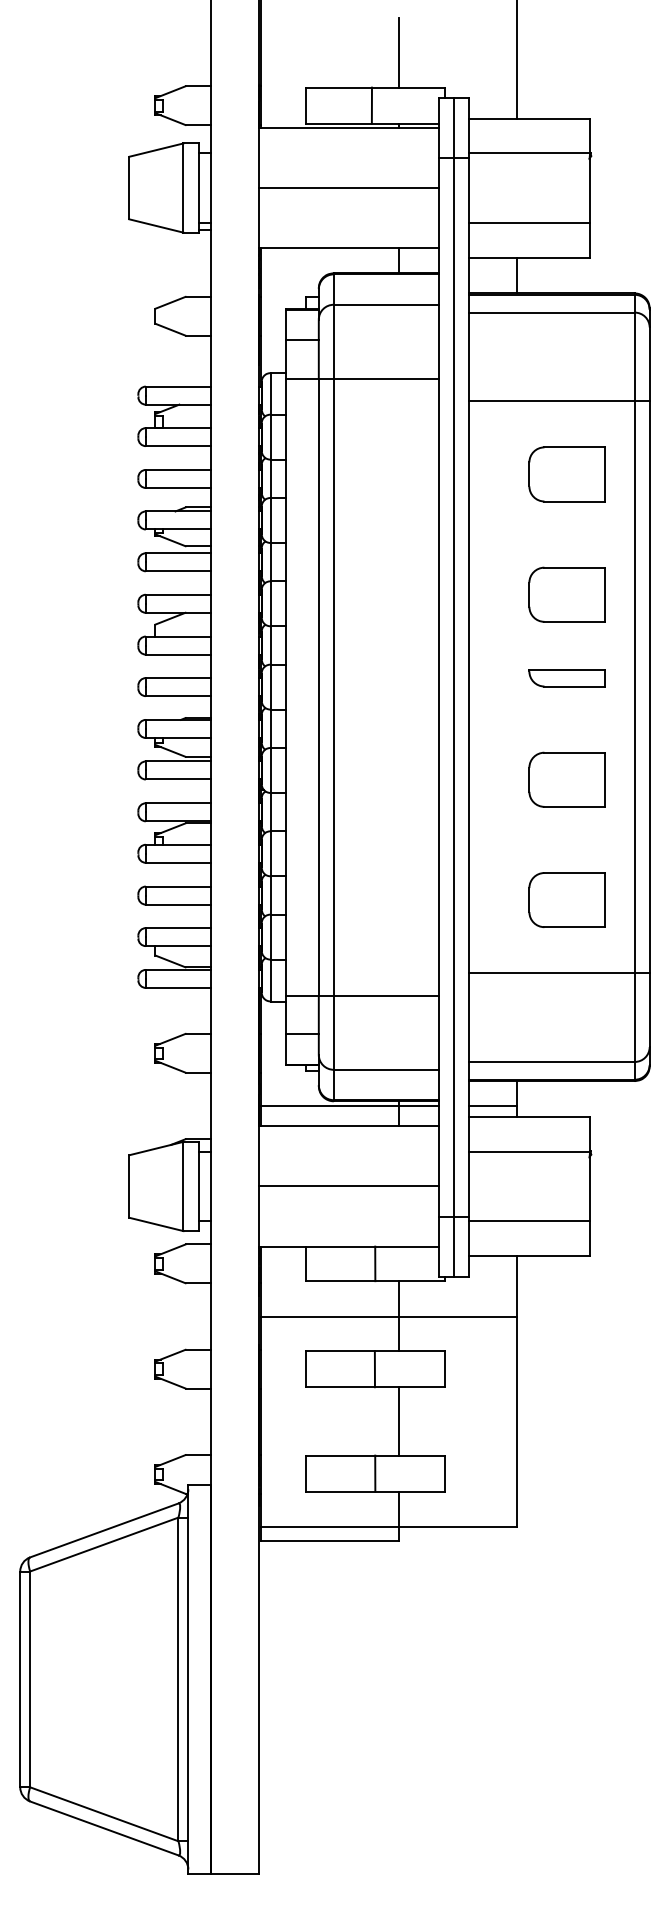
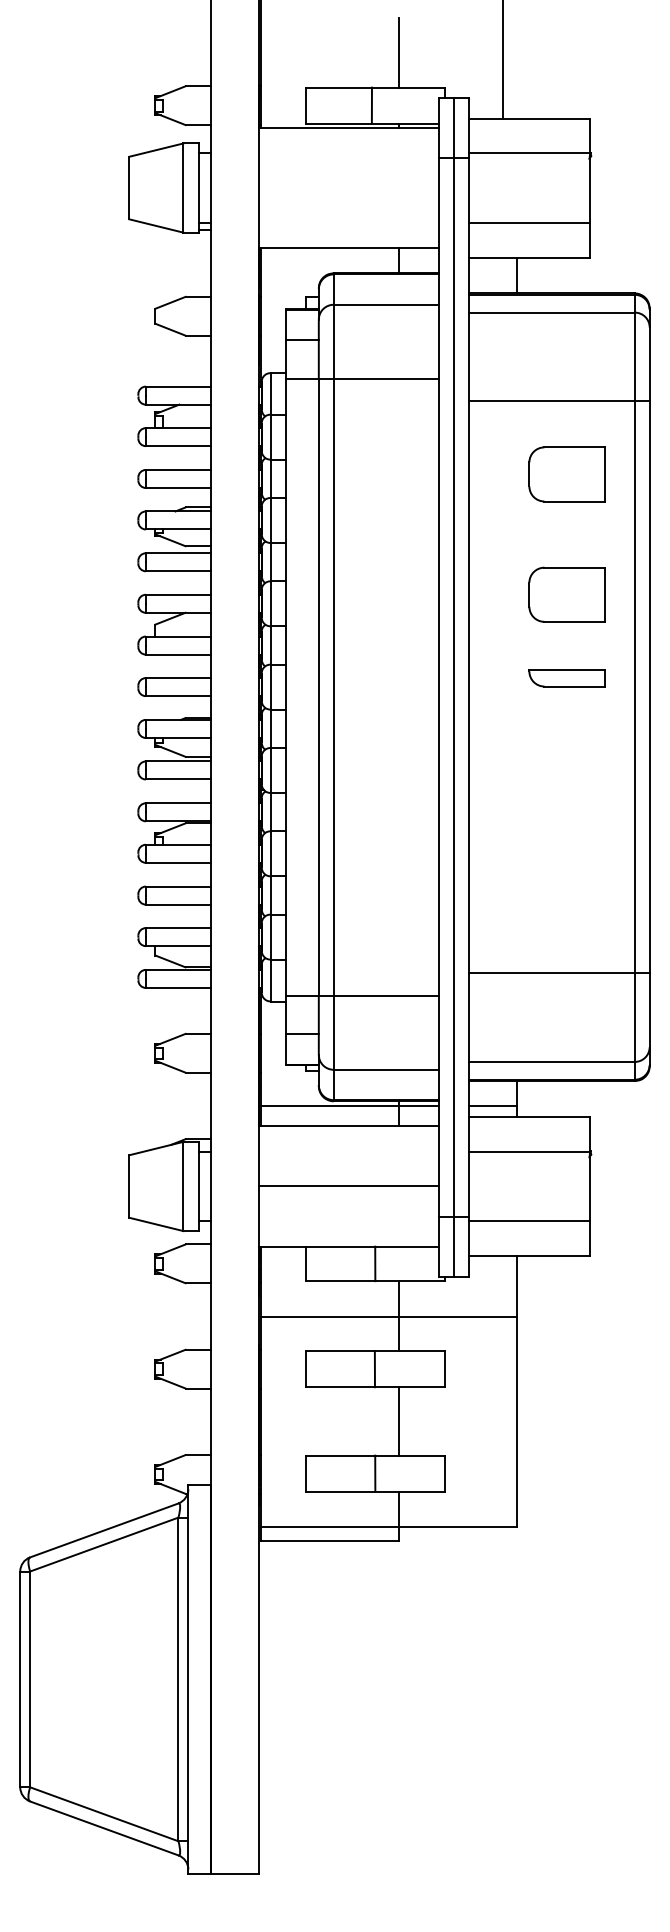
line position: (516, 60) -> (502, 60) (502, 60)
line: present -> none (348, 188)
part: present -> none (566, 779)
part: present -> none (566, 899)
